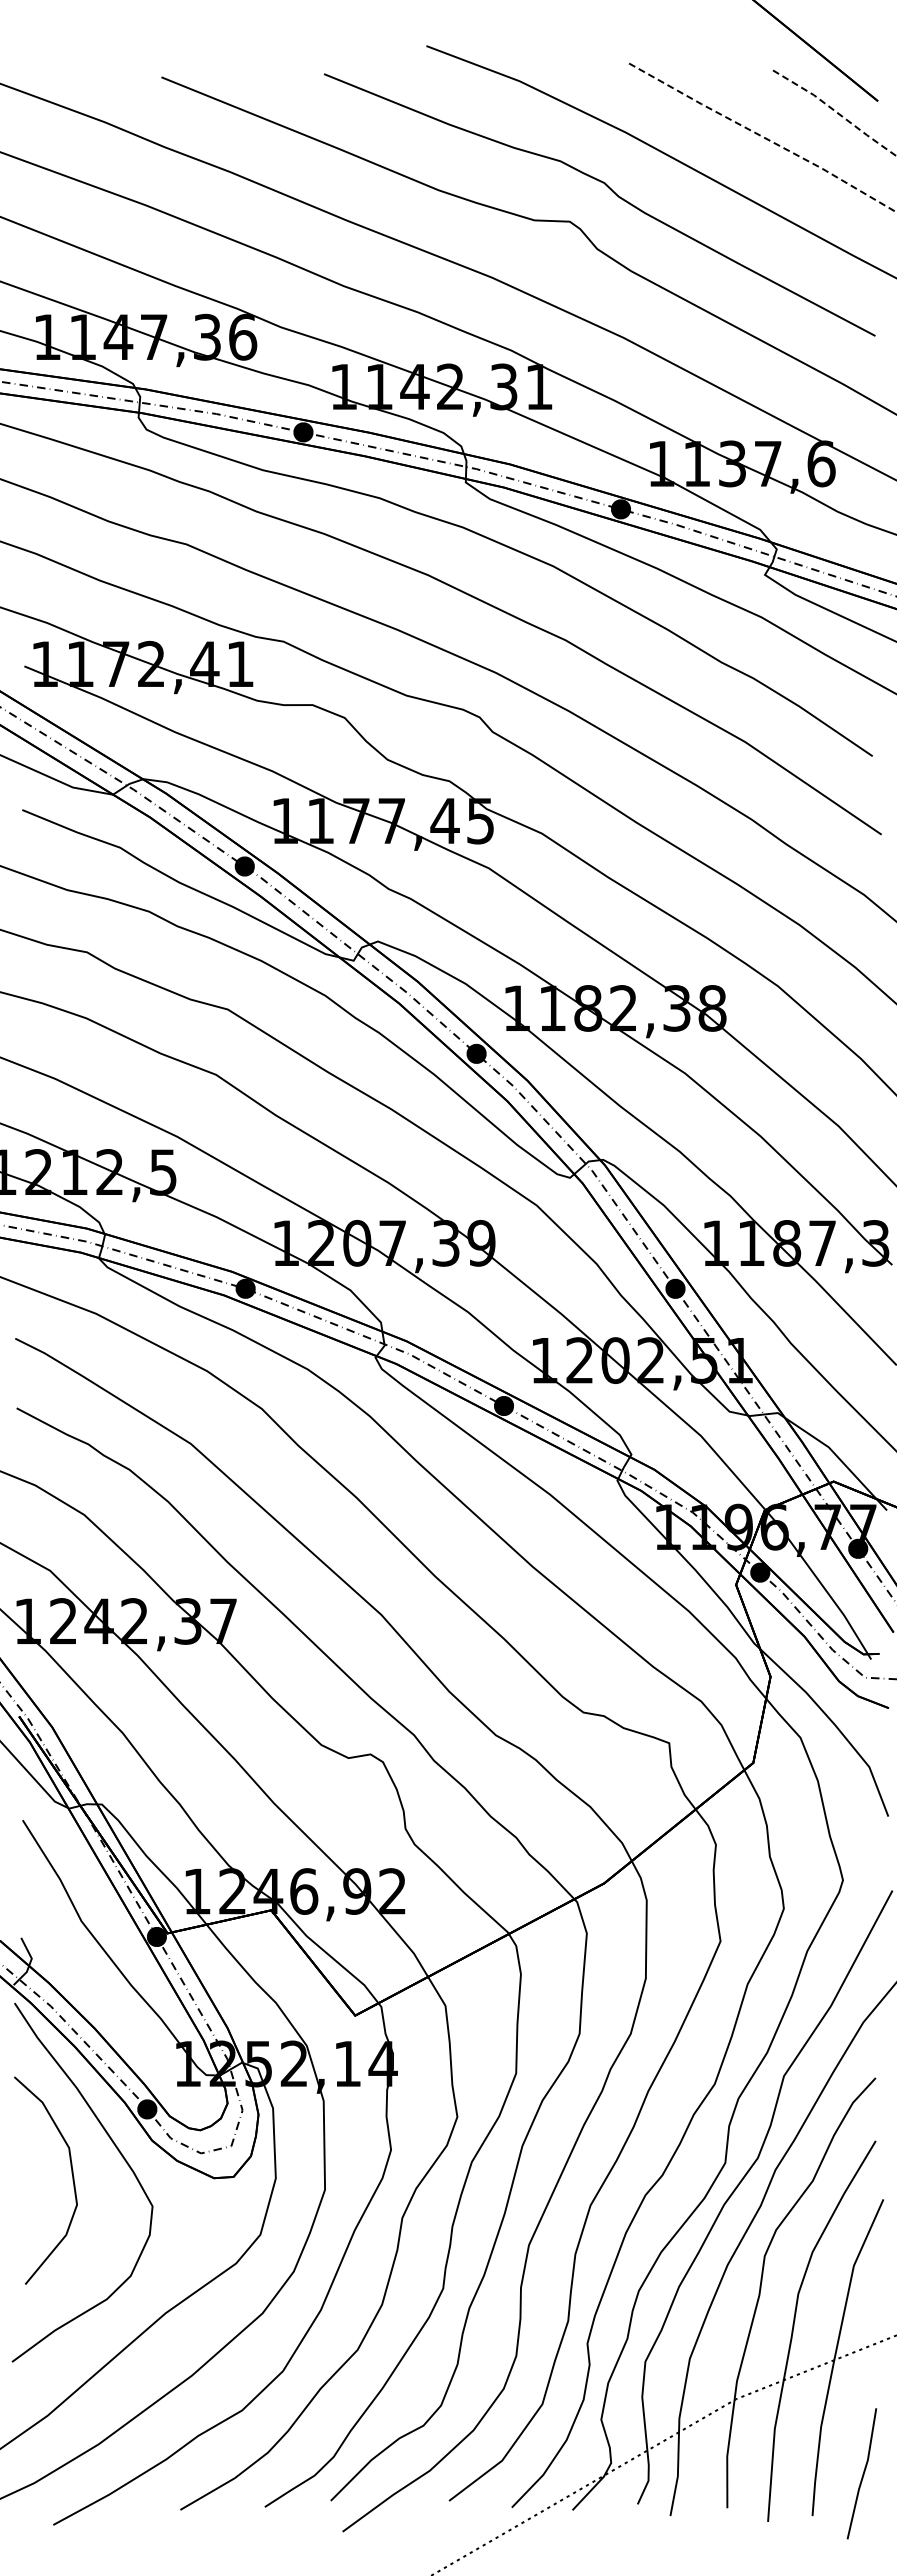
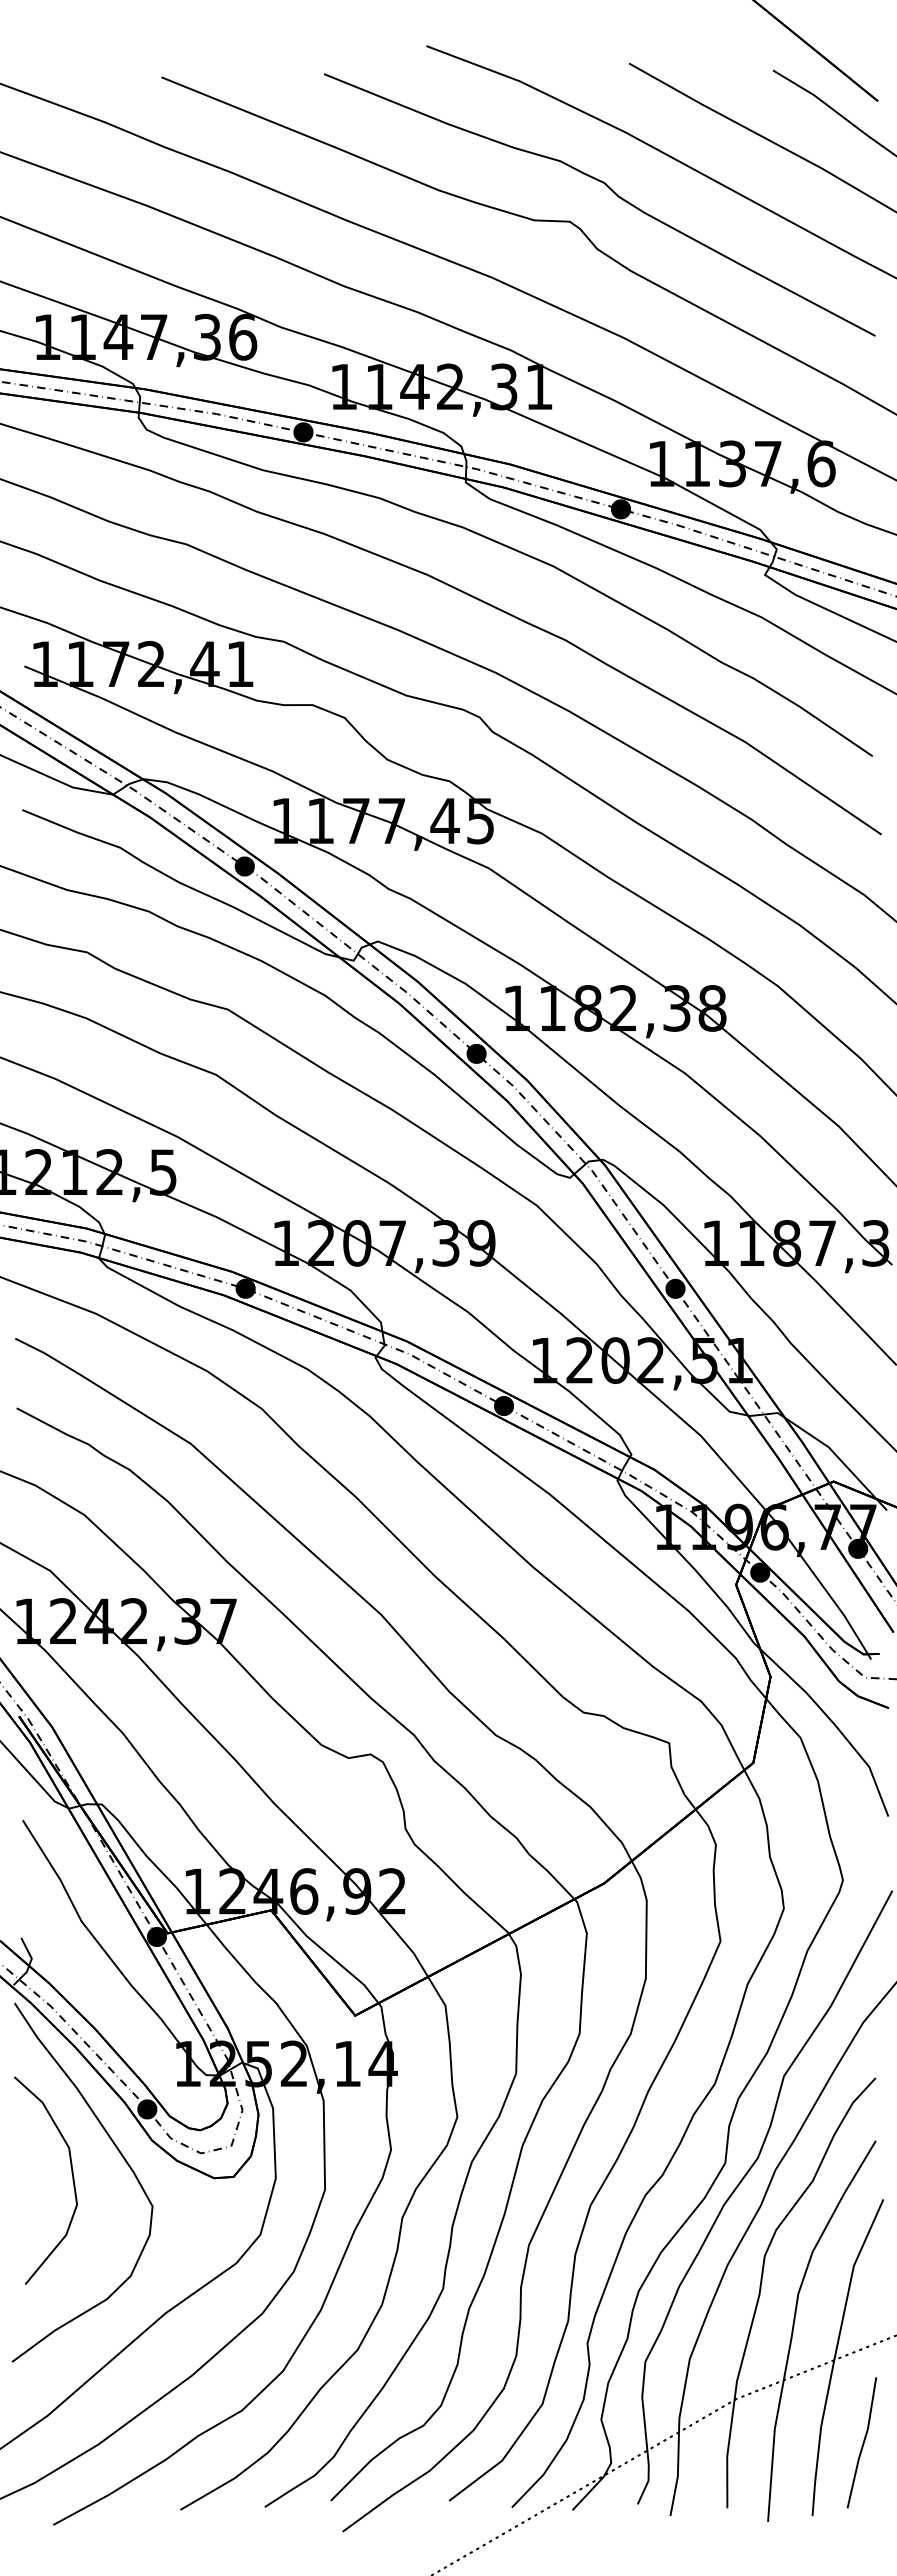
line: dashed -> solid (836, 111)
line: dashed -> solid (763, 137)
line position: (862, 2473) -> (862, 2442) (862, 2442)
